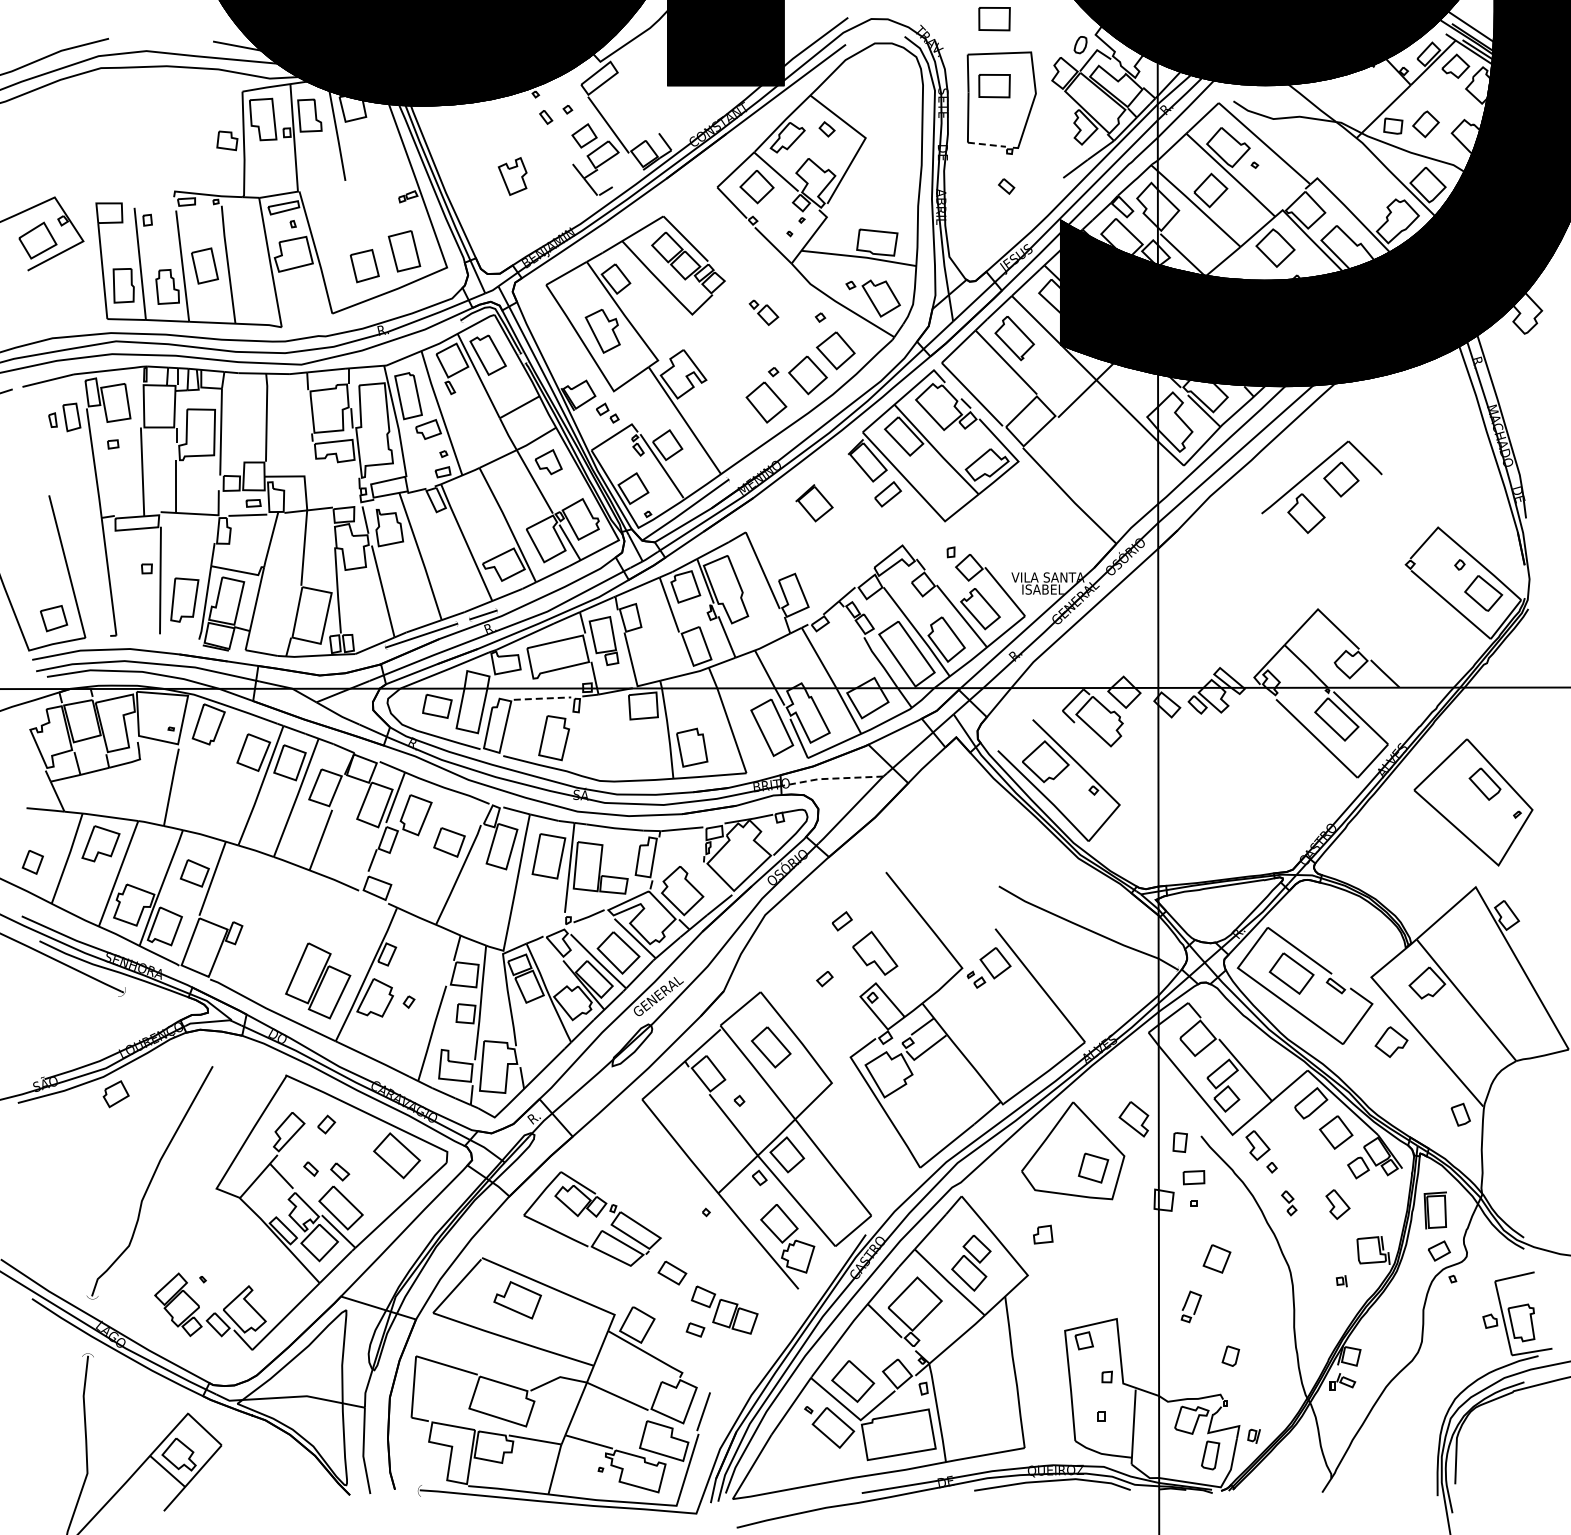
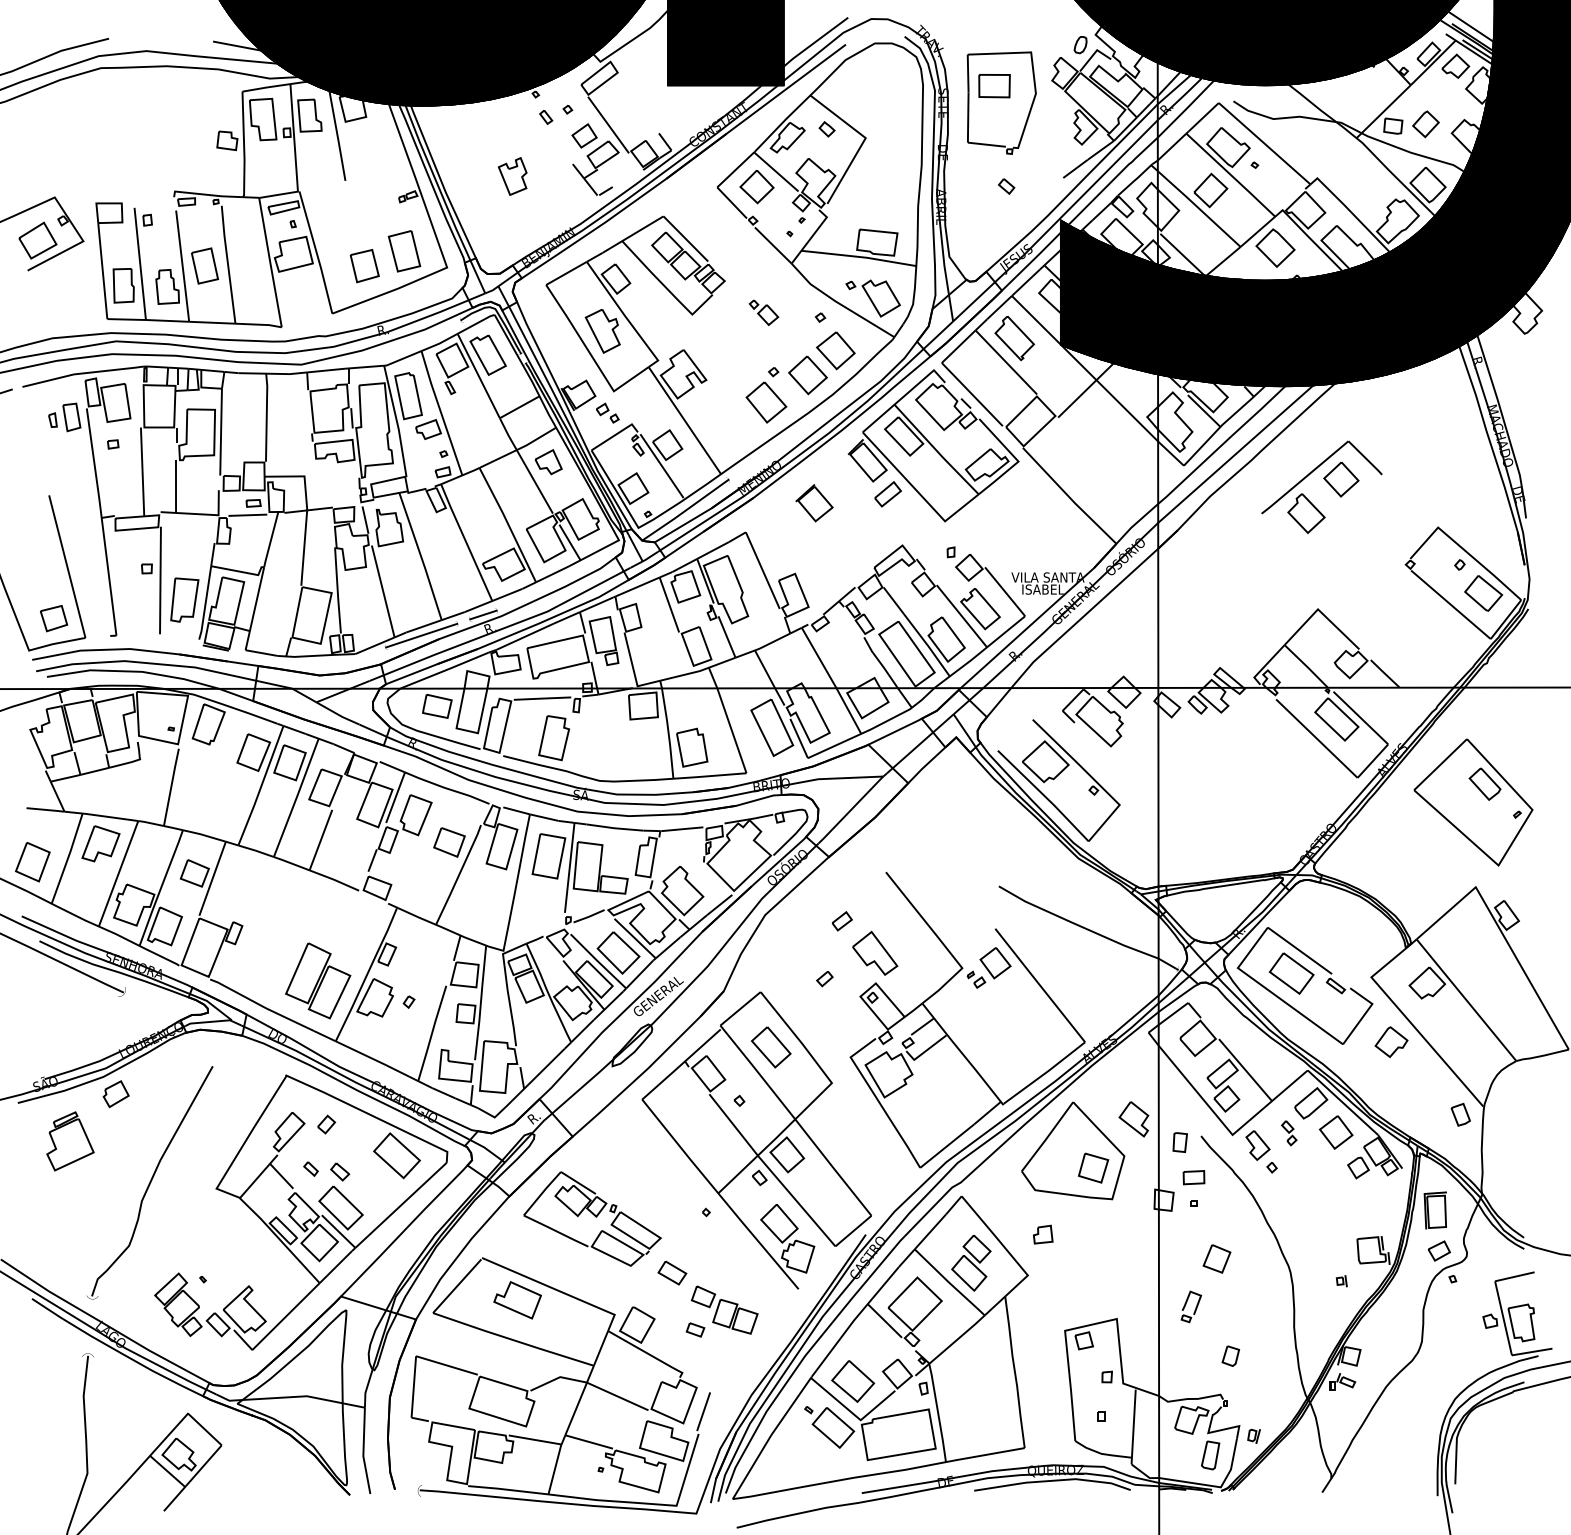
part: present -> none (994, 19)
line: dashed -> solid (987, 144)
line: dashed -> solid (543, 698)
line: dashed -> solid (833, 778)
part size: 23x25 px -> 36x41 px (32, 862)
part: none -> present (70, 1141)
part position: (1289, 1203) -> (1289, 1133) (1289, 1133)
part: present -> none (1337, 1204)
